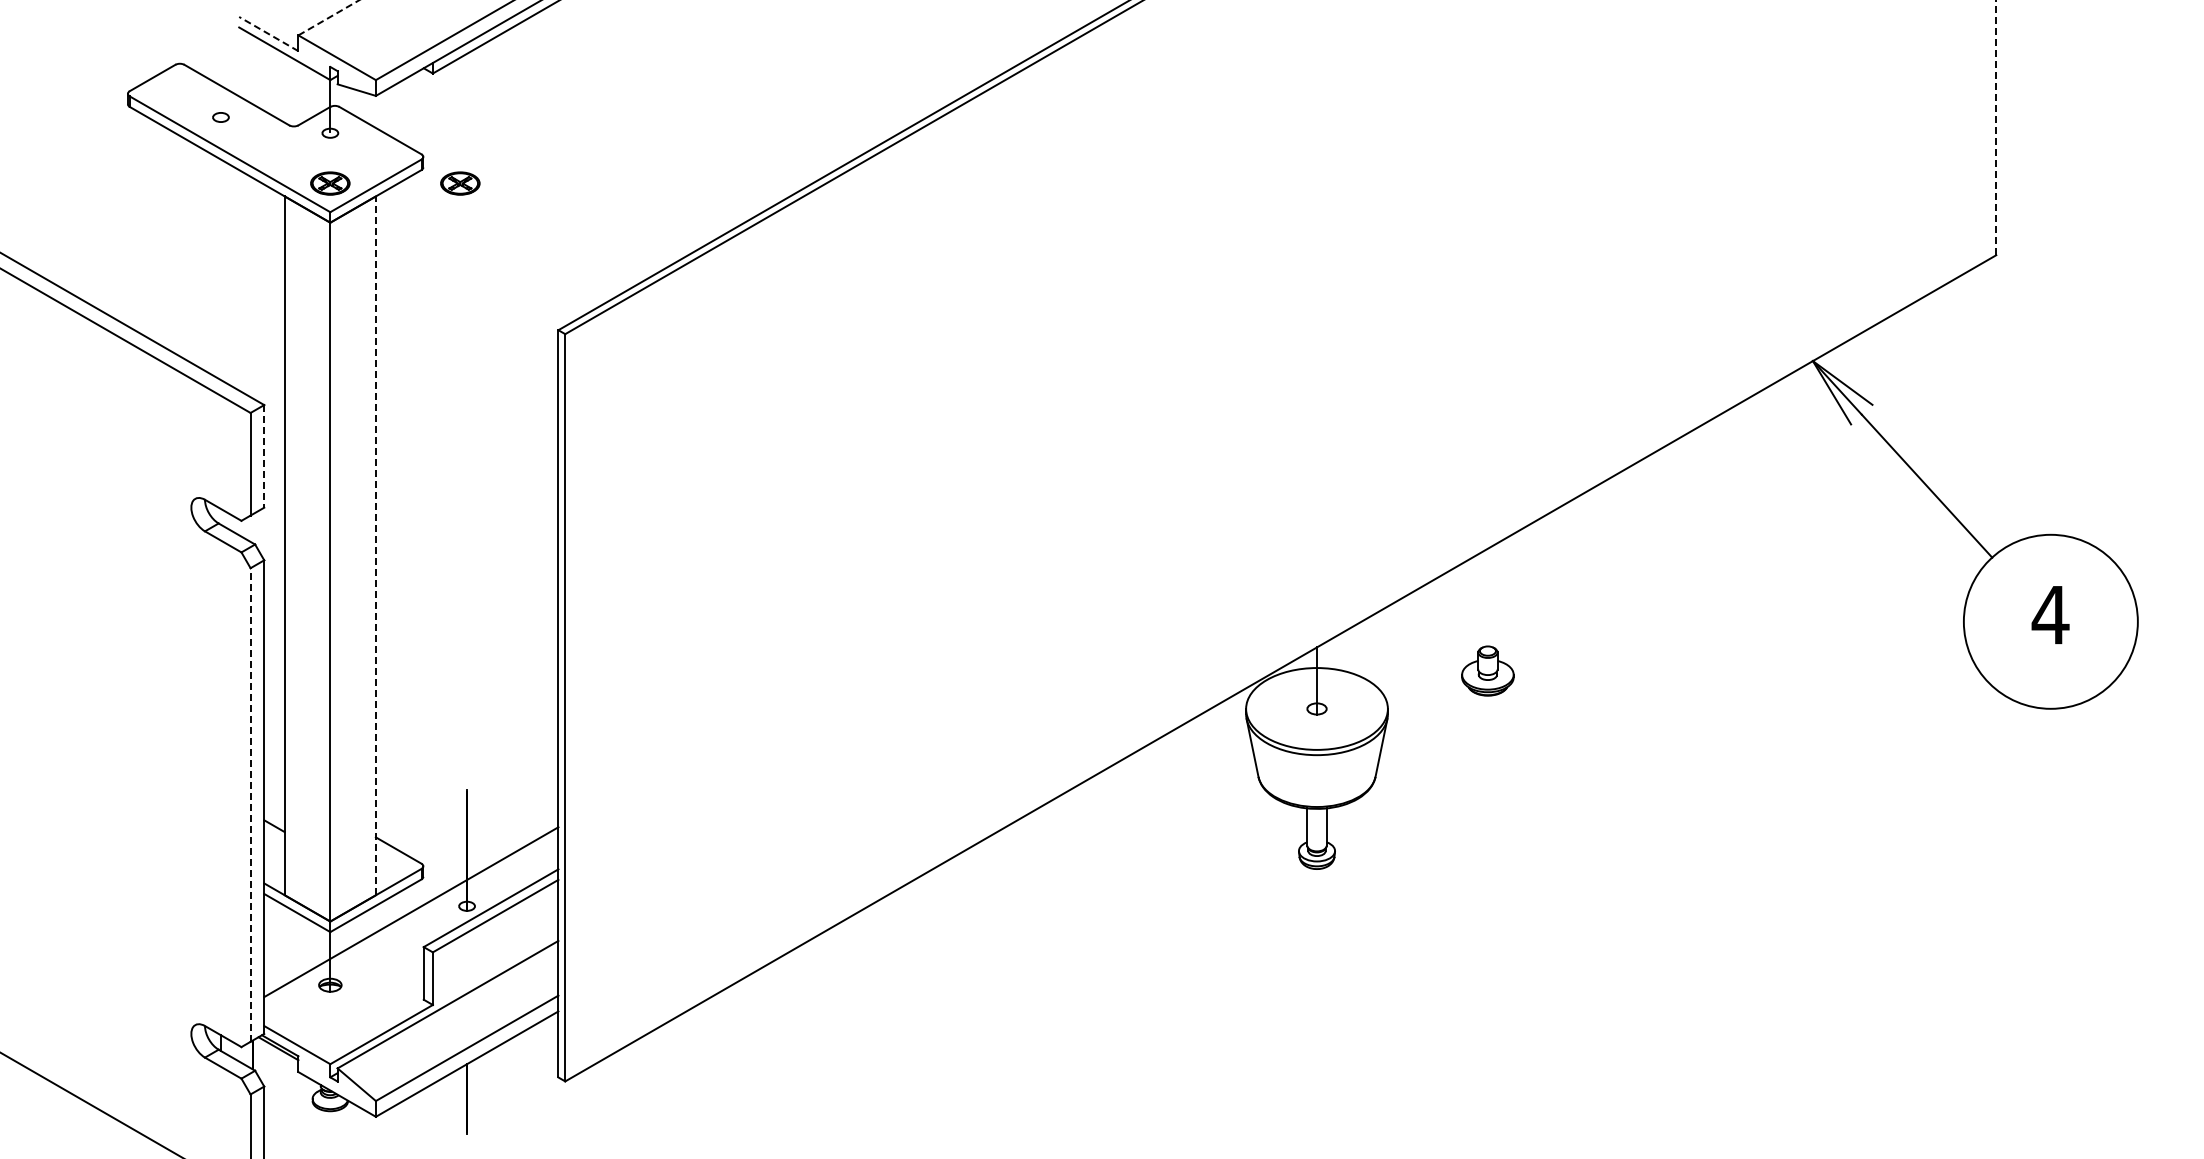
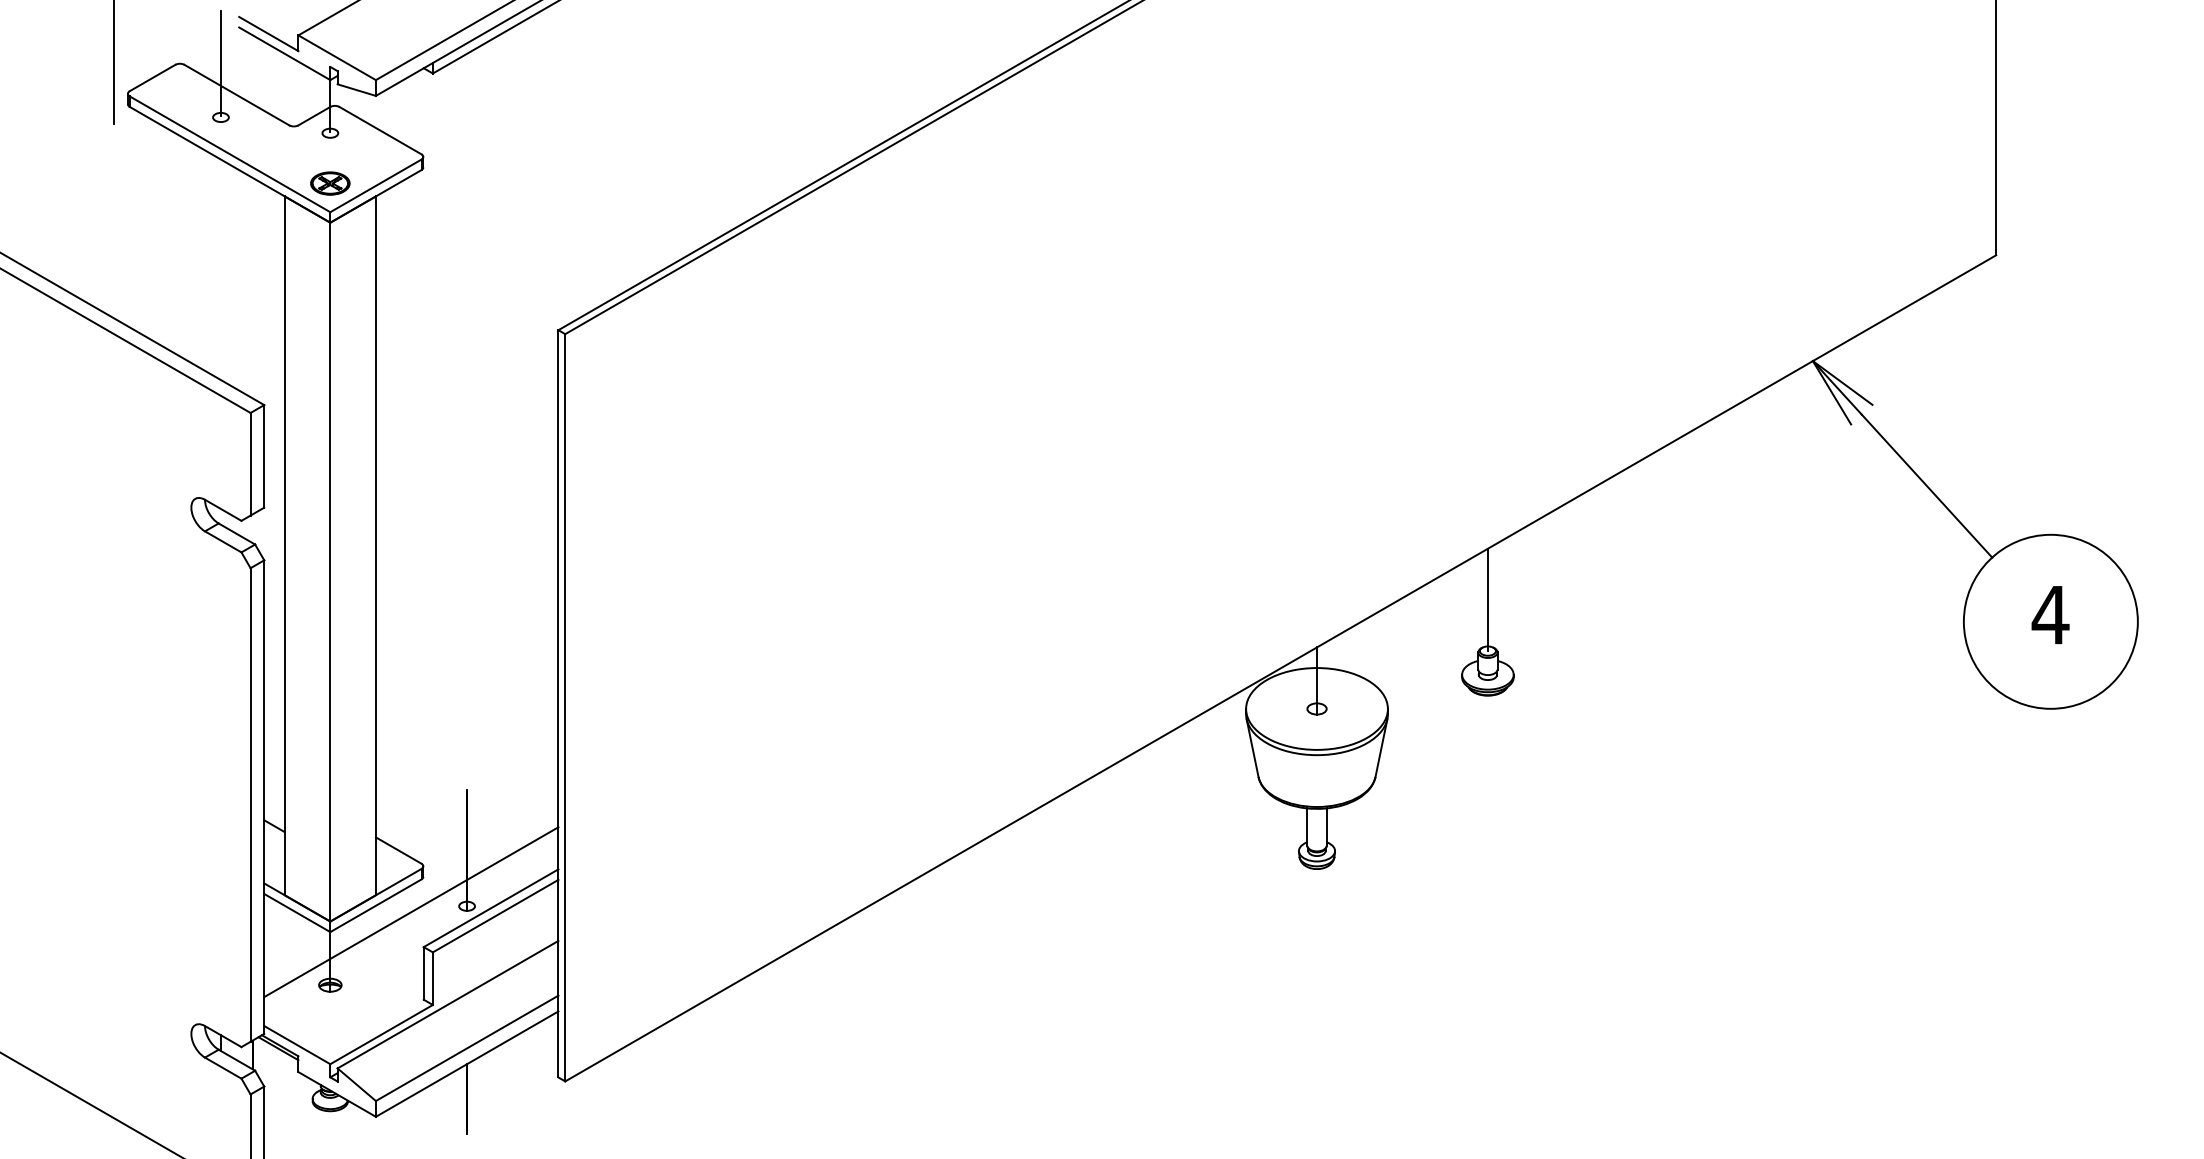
line: dashed -> solid (328, 17)
line: dashed -> solid (268, 33)
line: none -> present (113, 62)
line: none -> present (220, 63)
line: dashed -> solid (1996, 127)
part: present -> none (460, 183)
line: dashed -> solid (264, 456)
line: dashed -> solid (375, 545)
line: none -> present (1487, 599)
line: dashed -> solid (250, 805)
